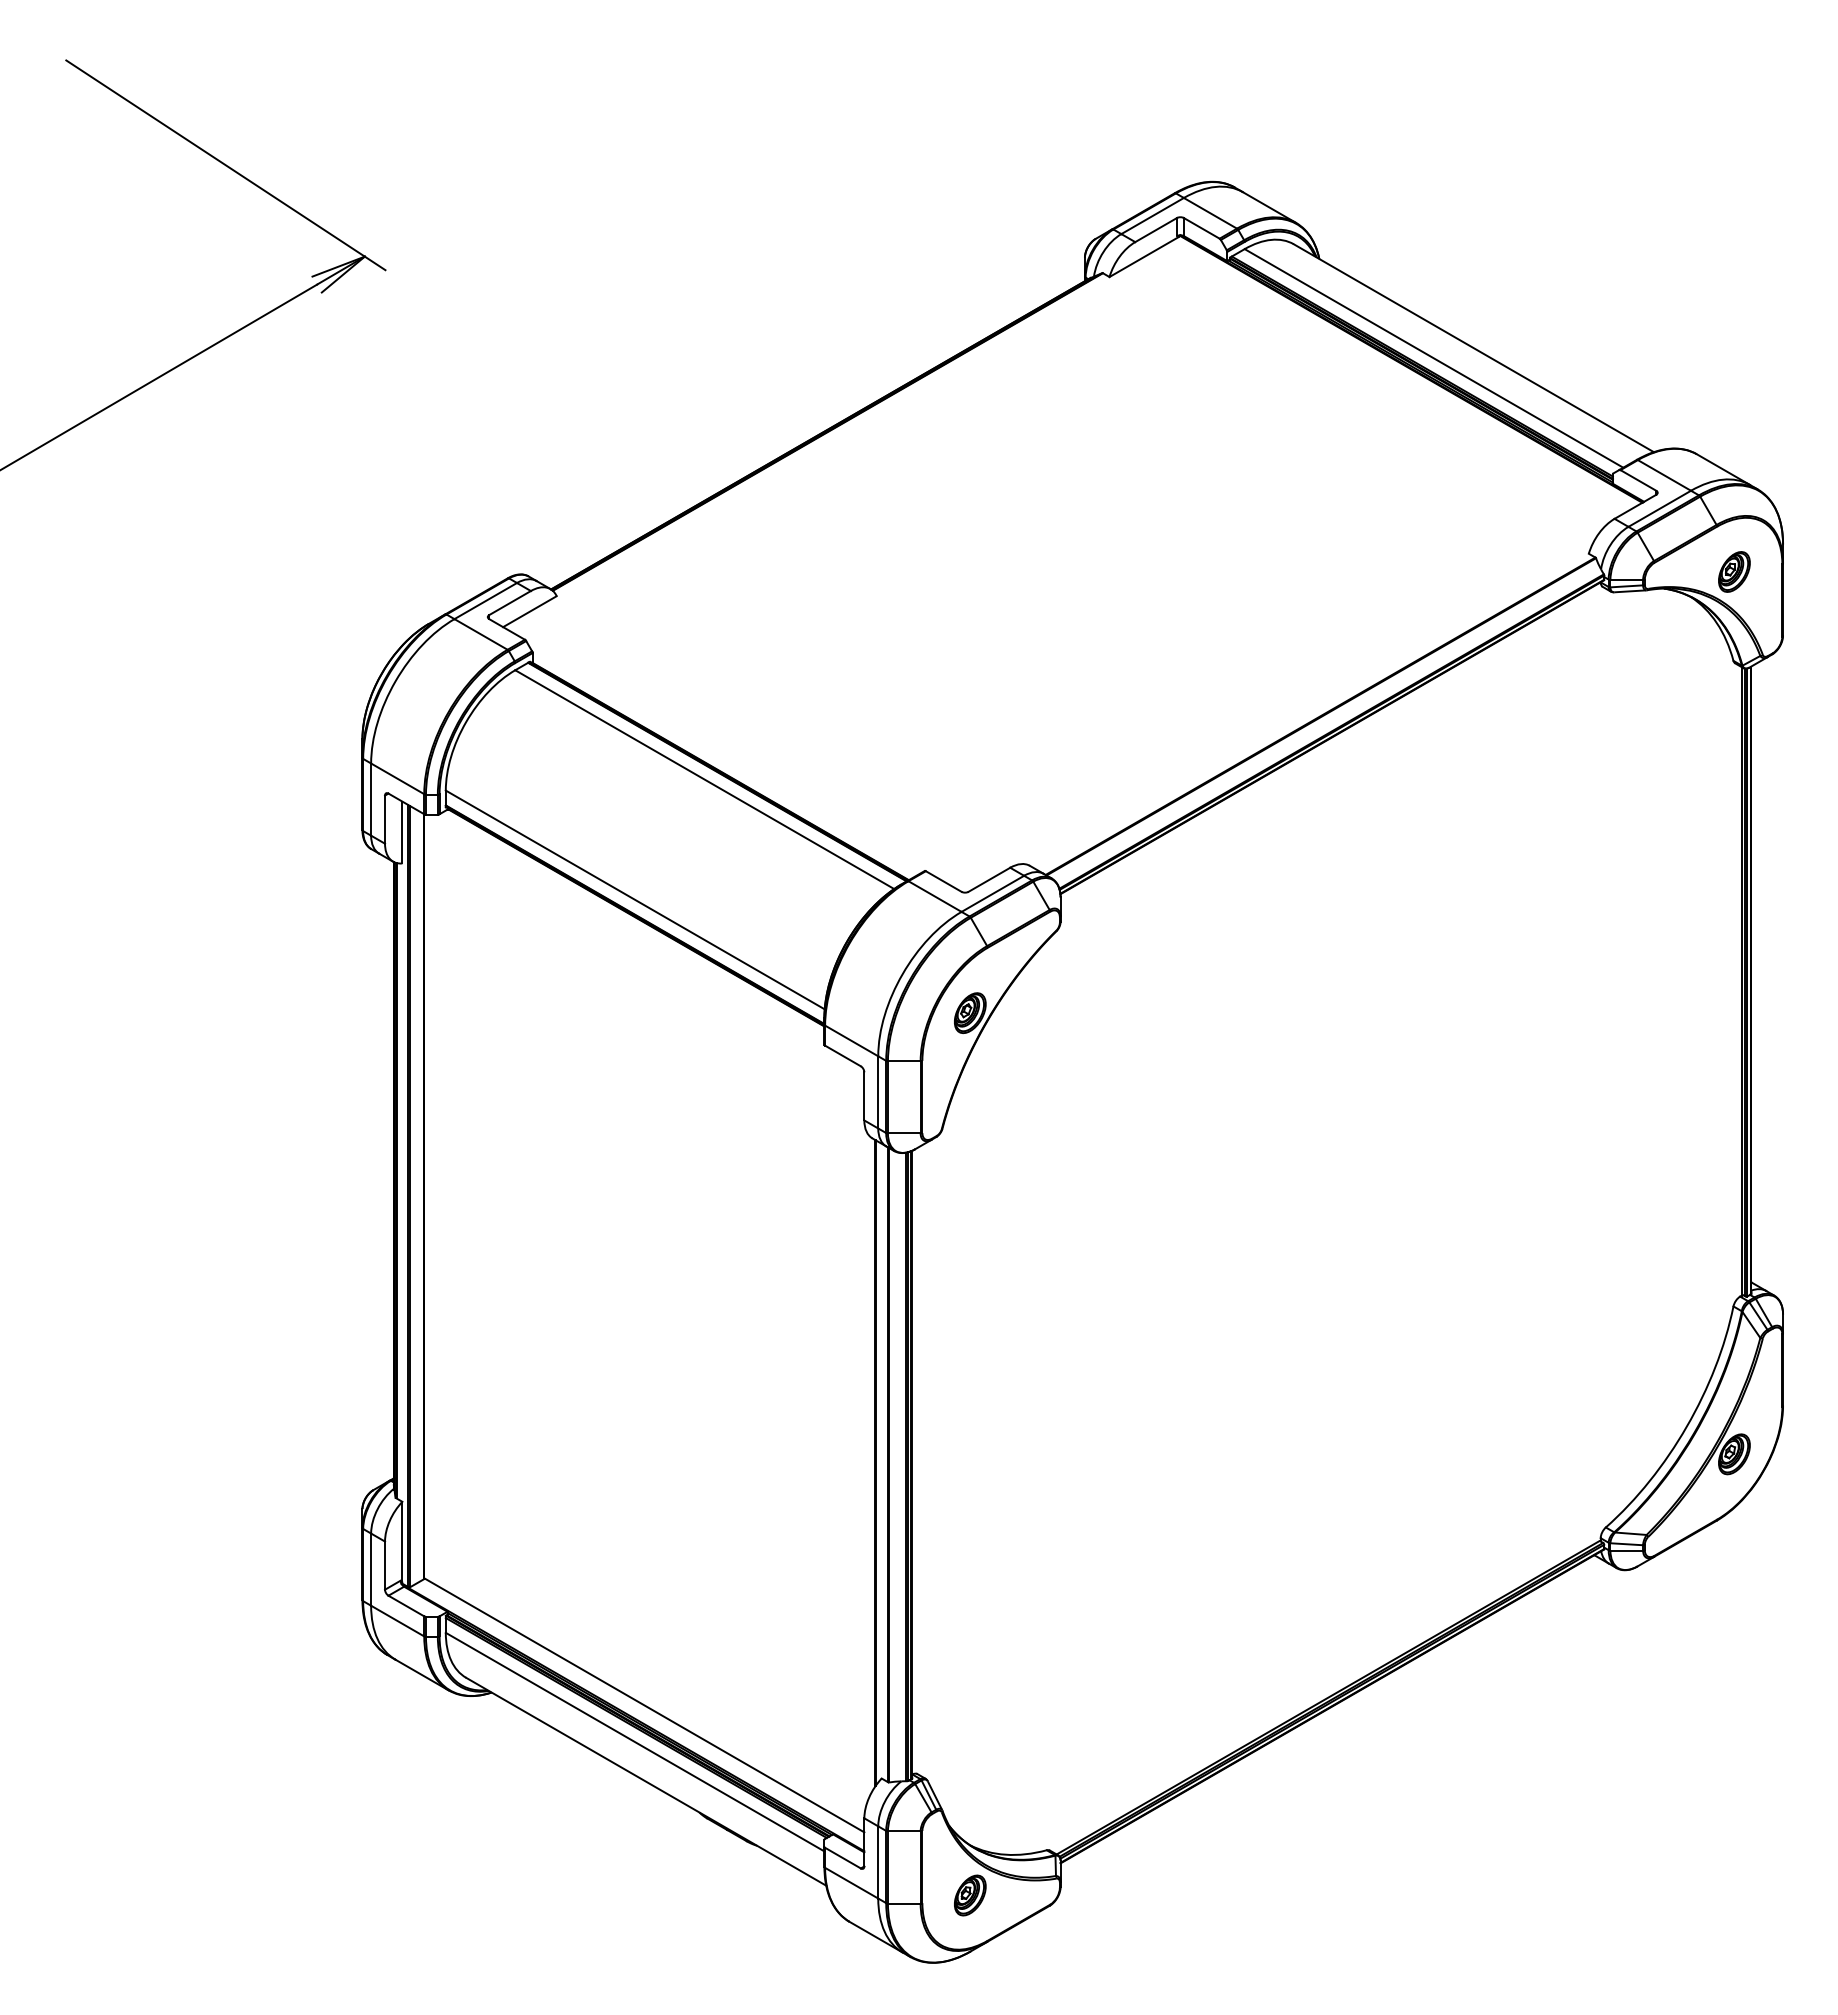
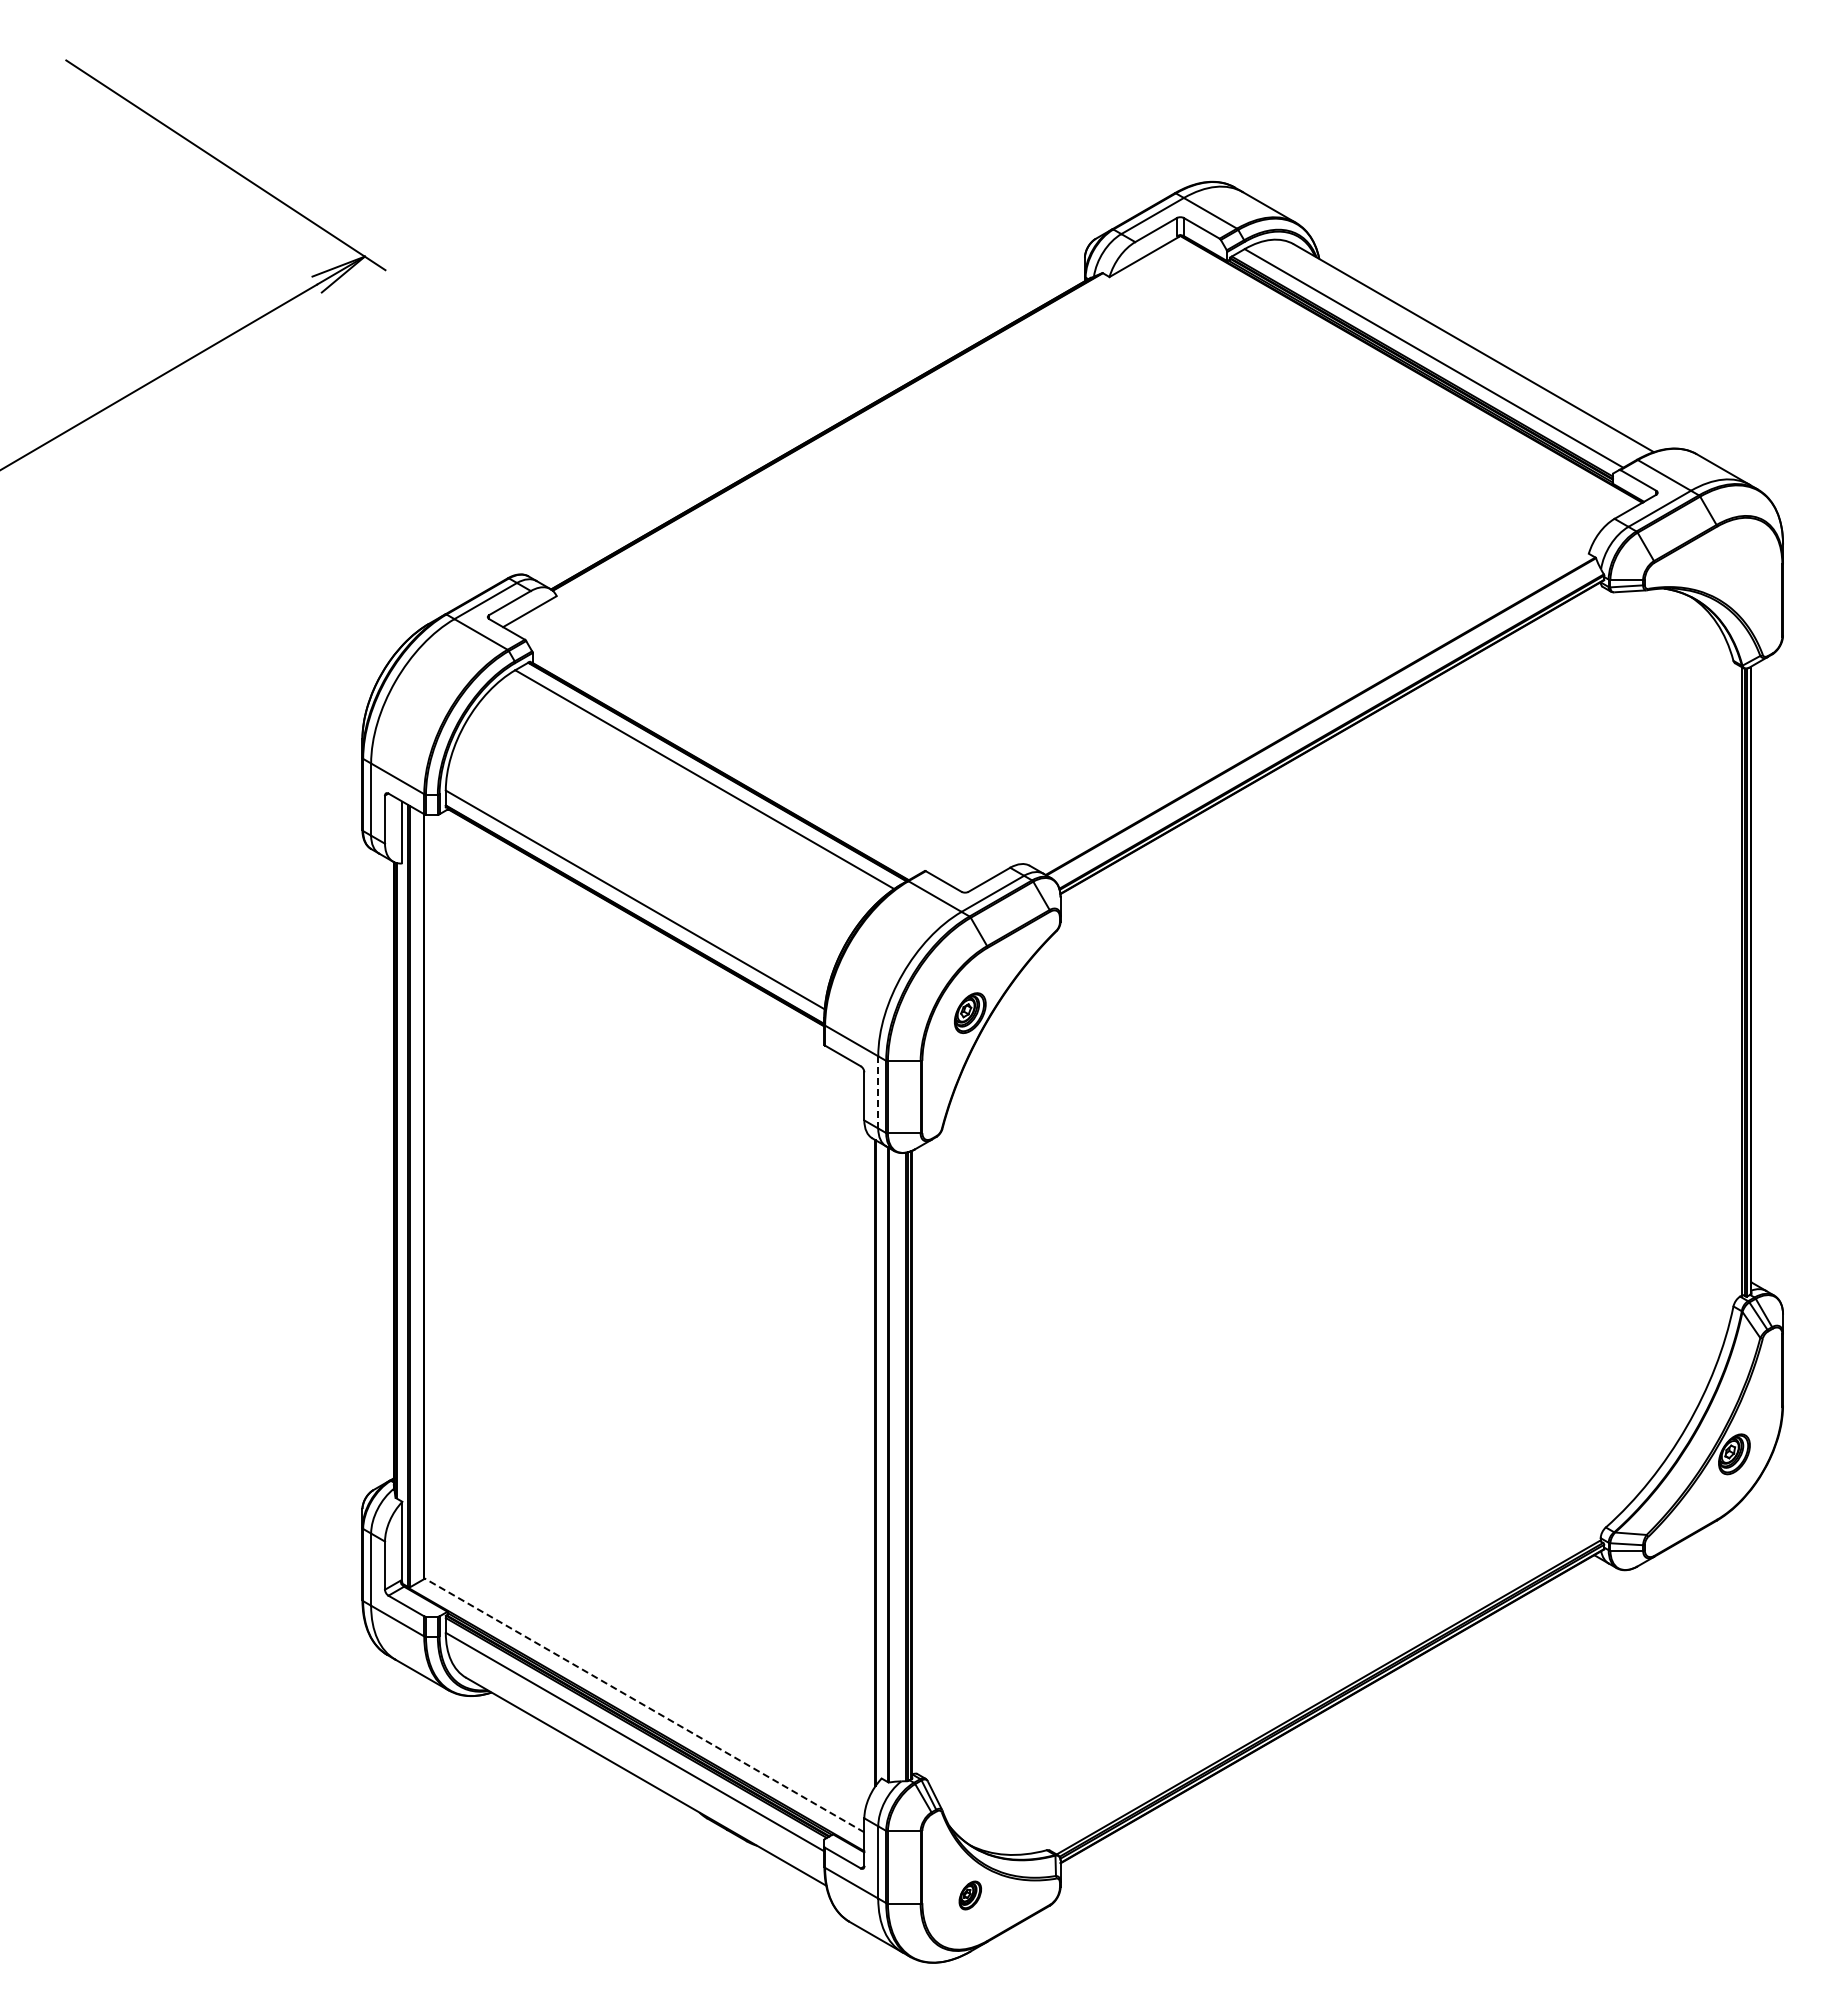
part: present -> none (1734, 571)
line: solid -> dashed (878, 1092)
line: solid -> dashed (643, 1705)
part size: 33x43 px -> 25x31 px (970, 1895)
